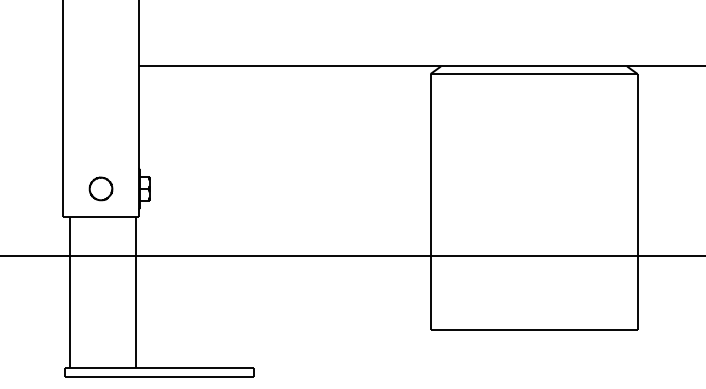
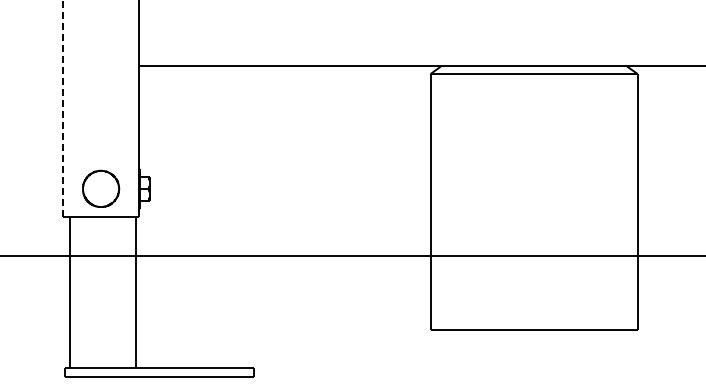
line: solid -> dashed (63, 108)
part size: 26x26 px -> 39x39 px (101, 188)
